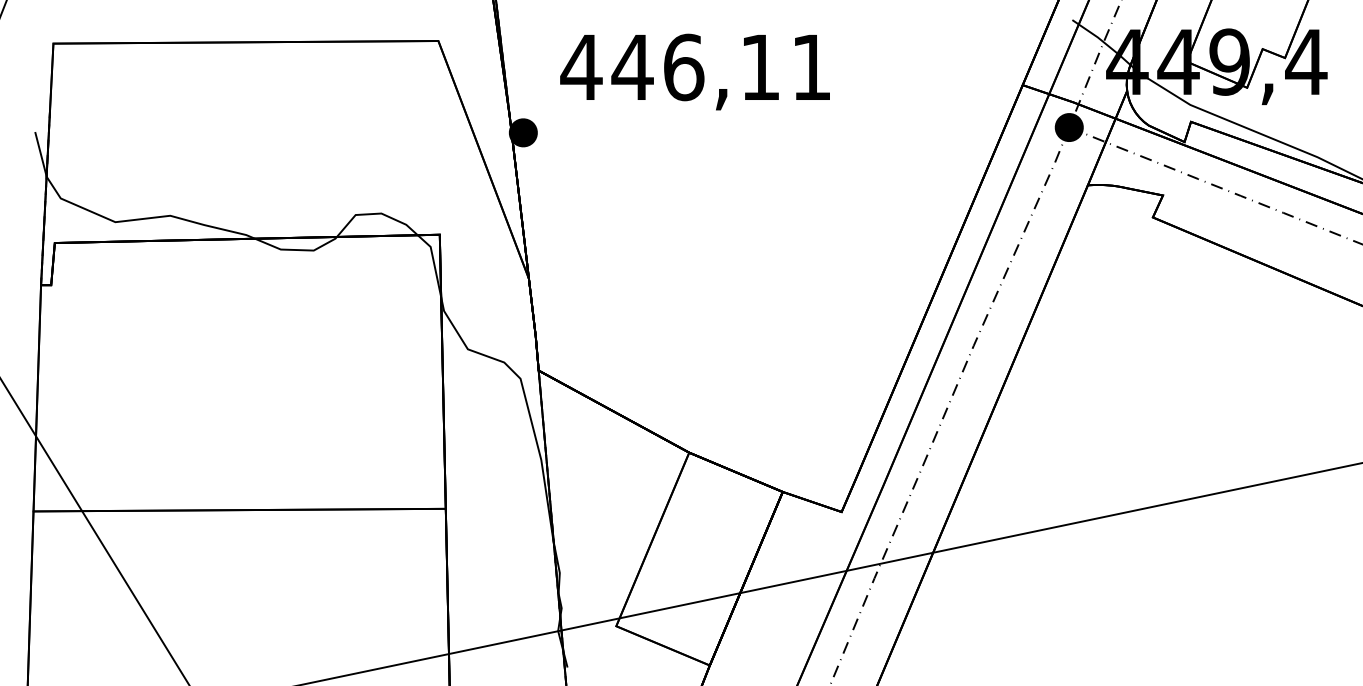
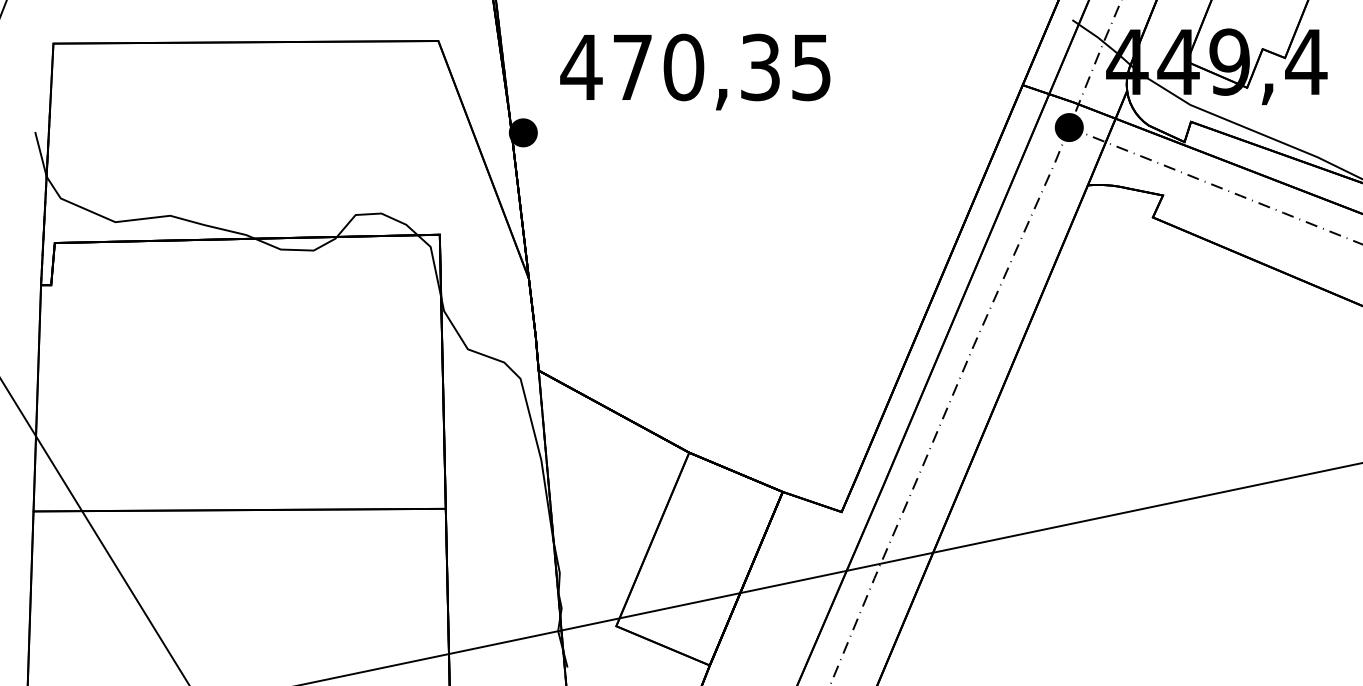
text: 446,11 -> 470,35 (720, 67)
